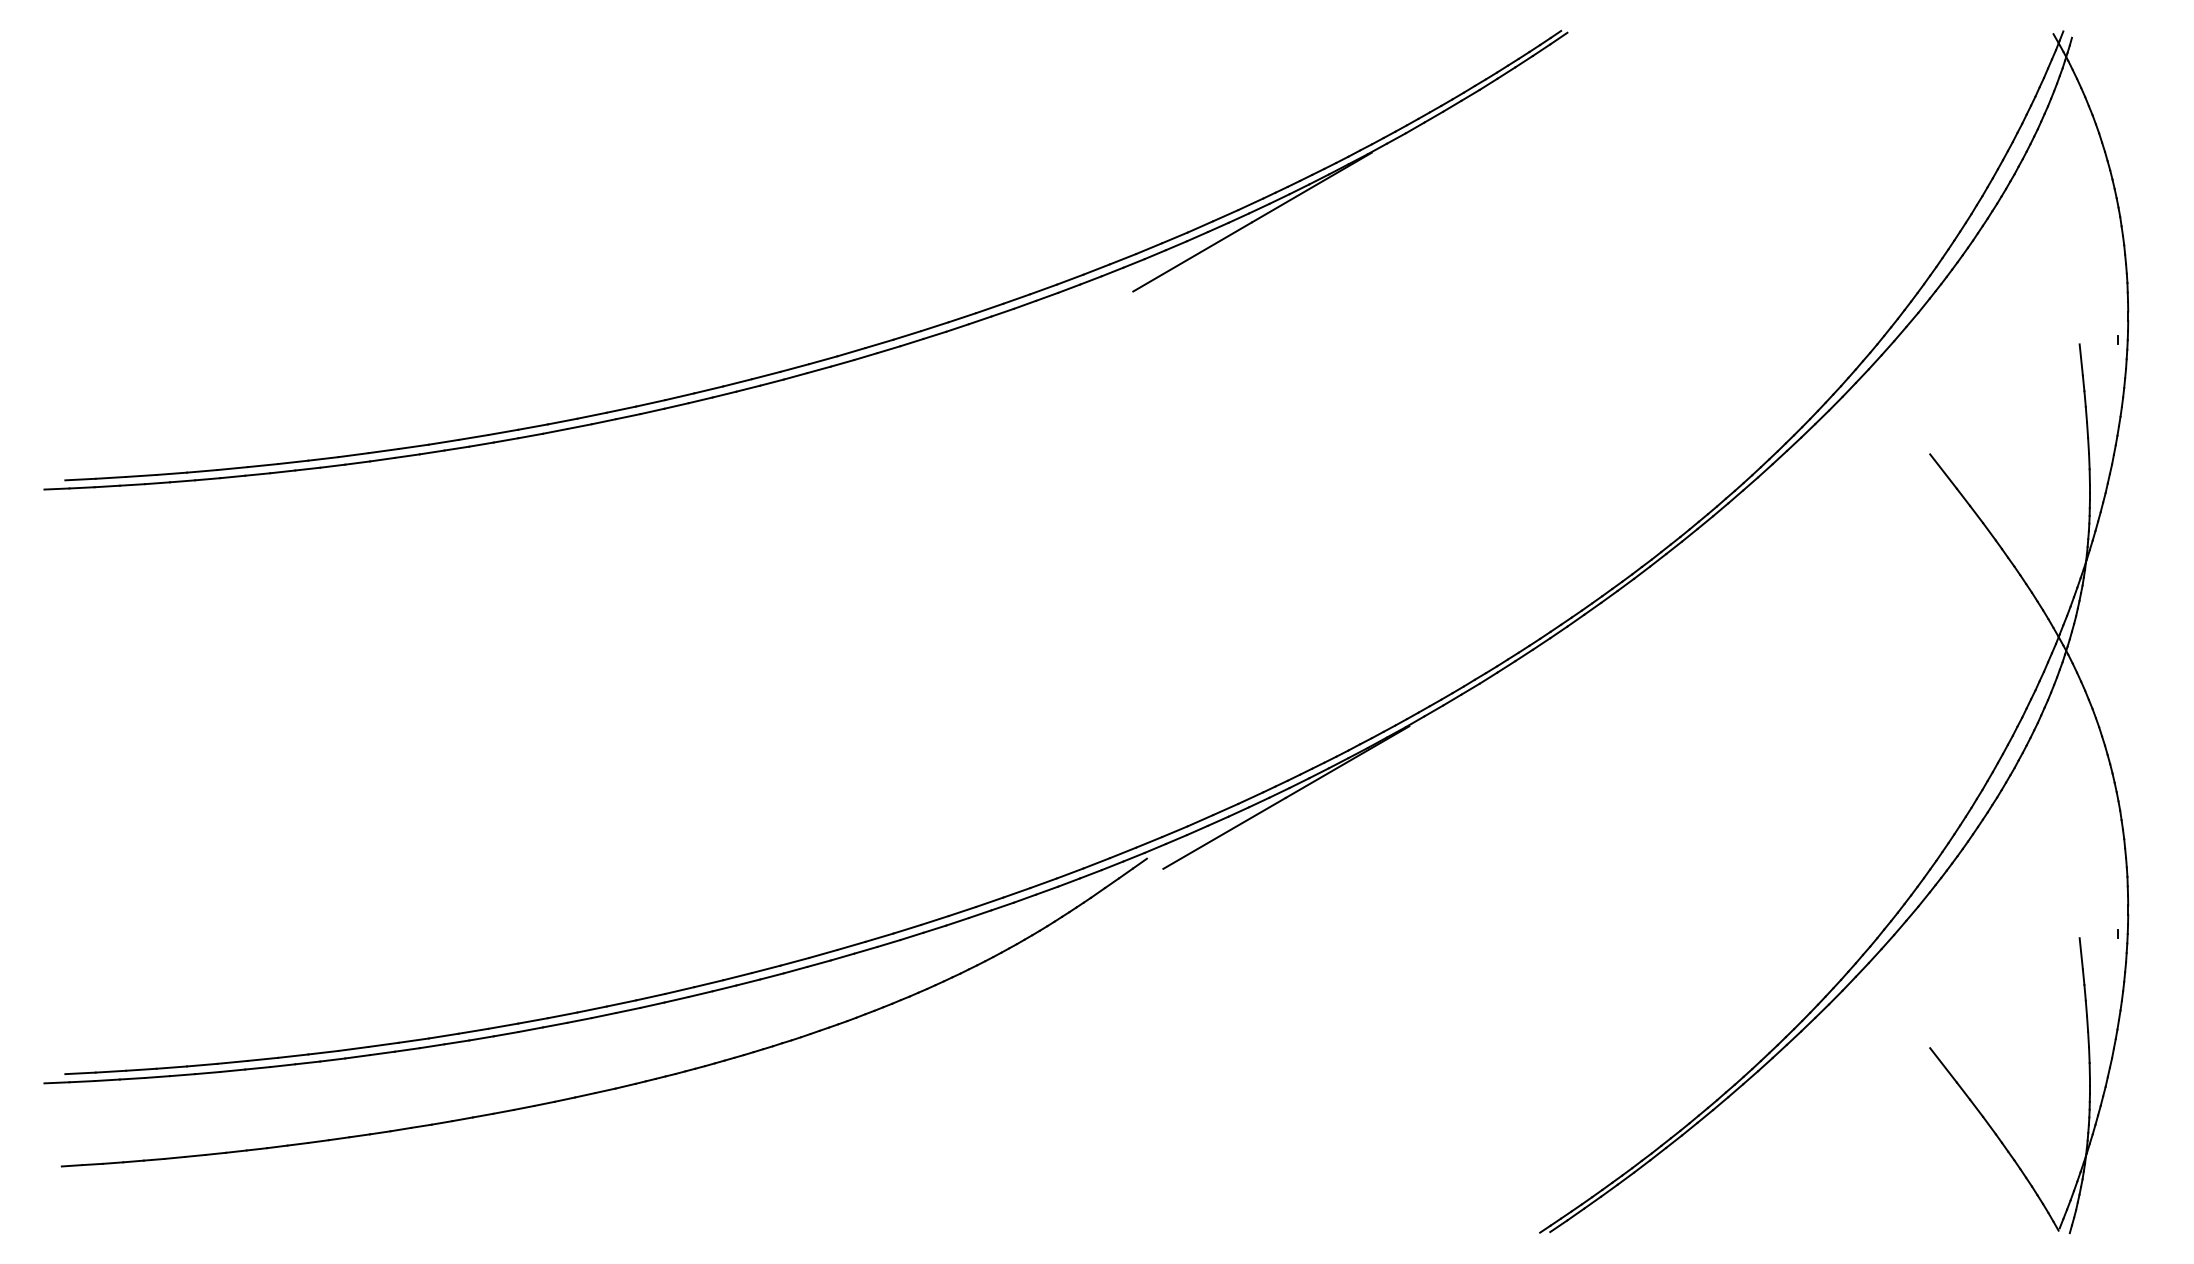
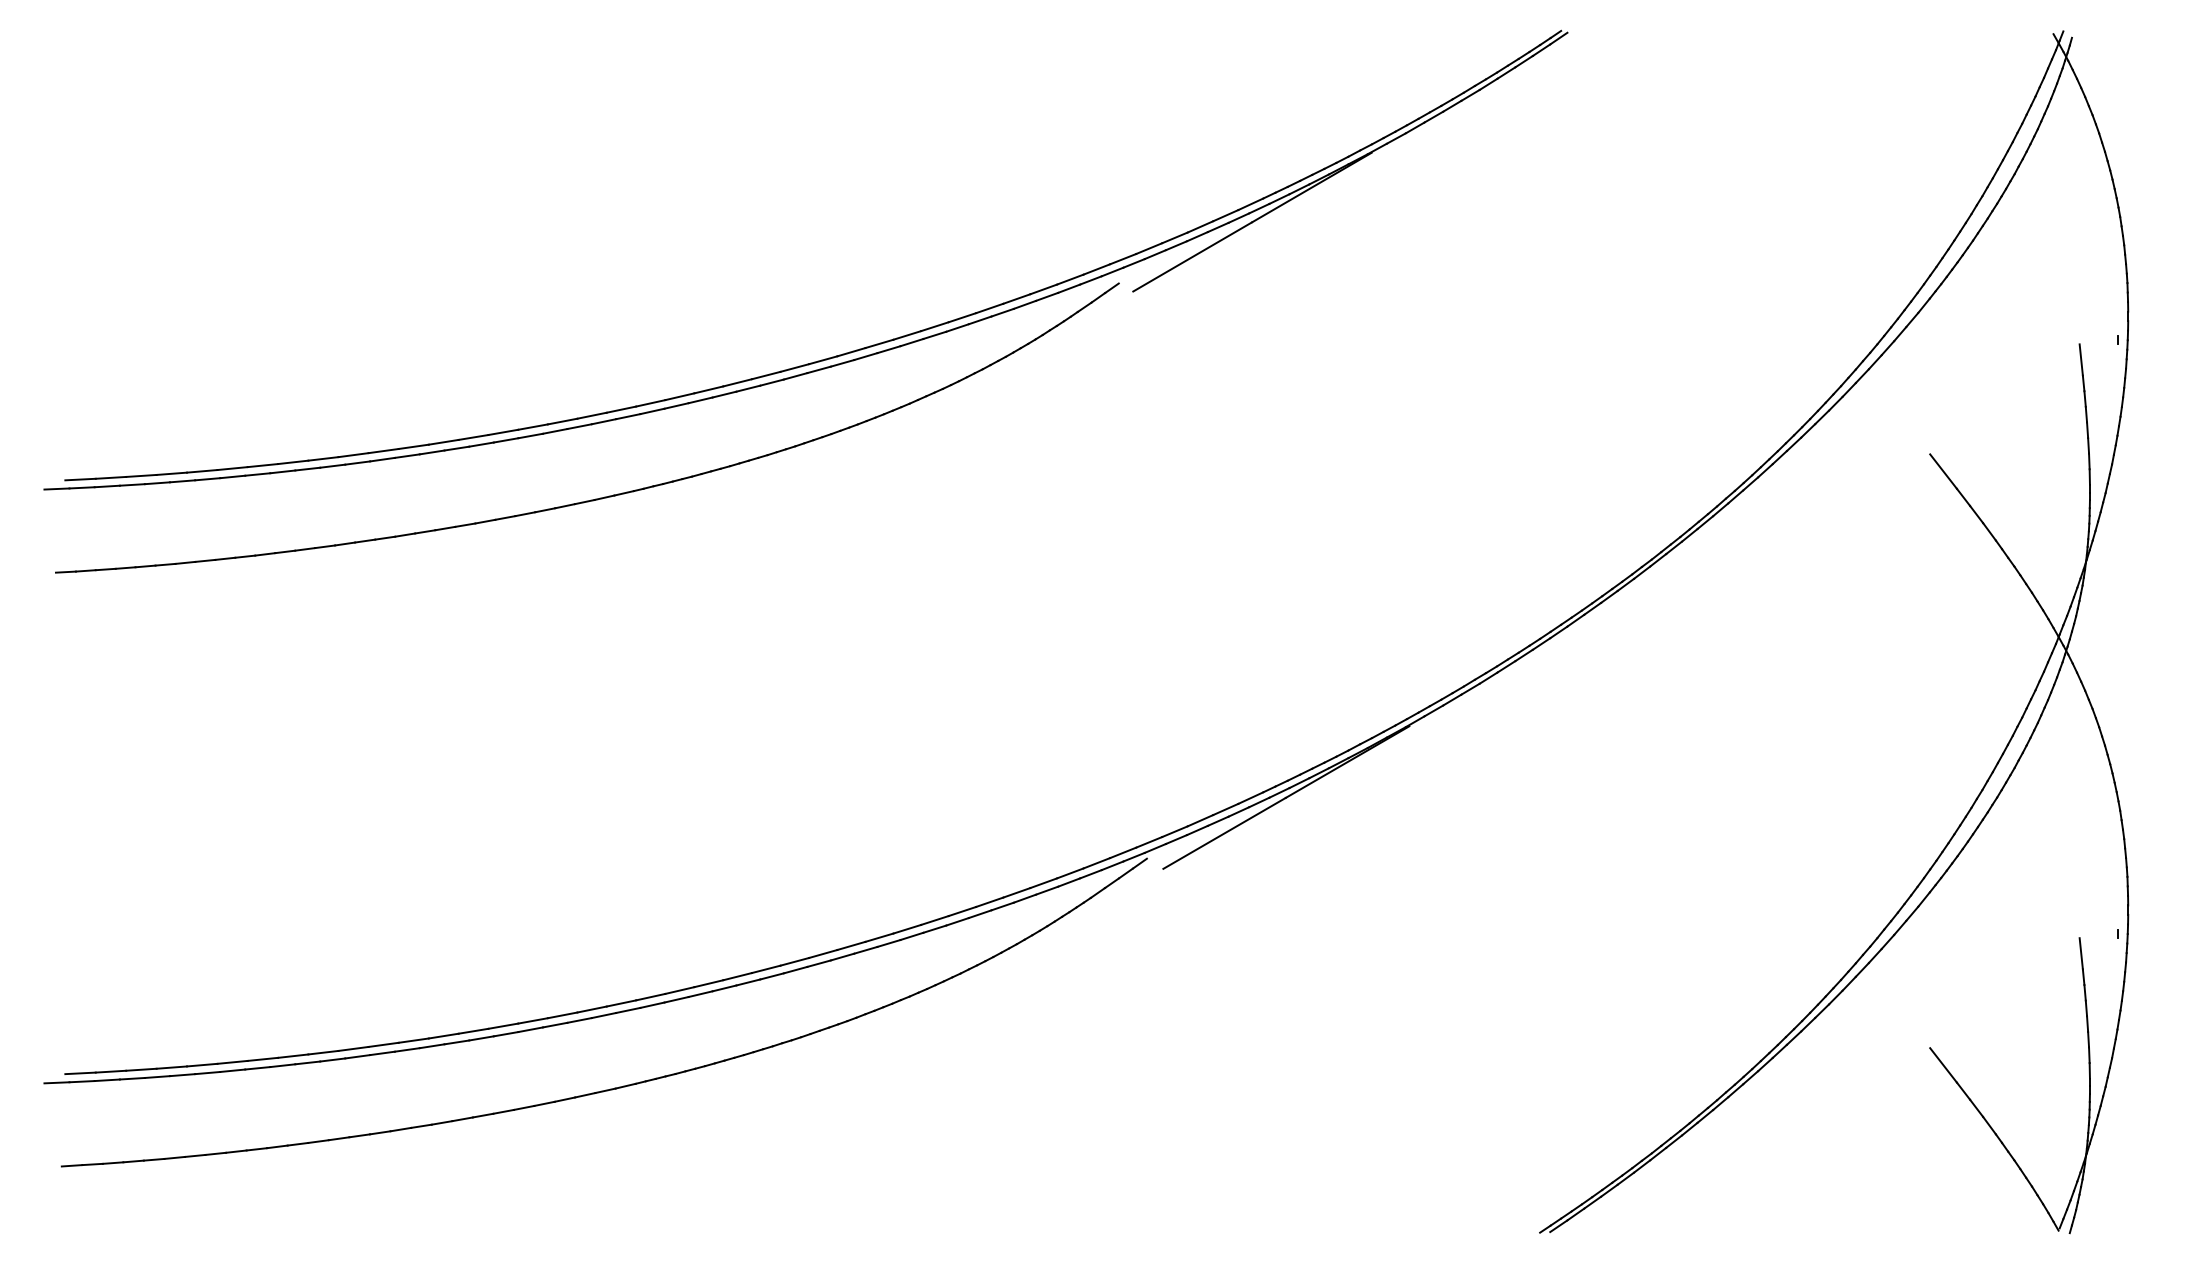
part: none -> present (604, 496)
